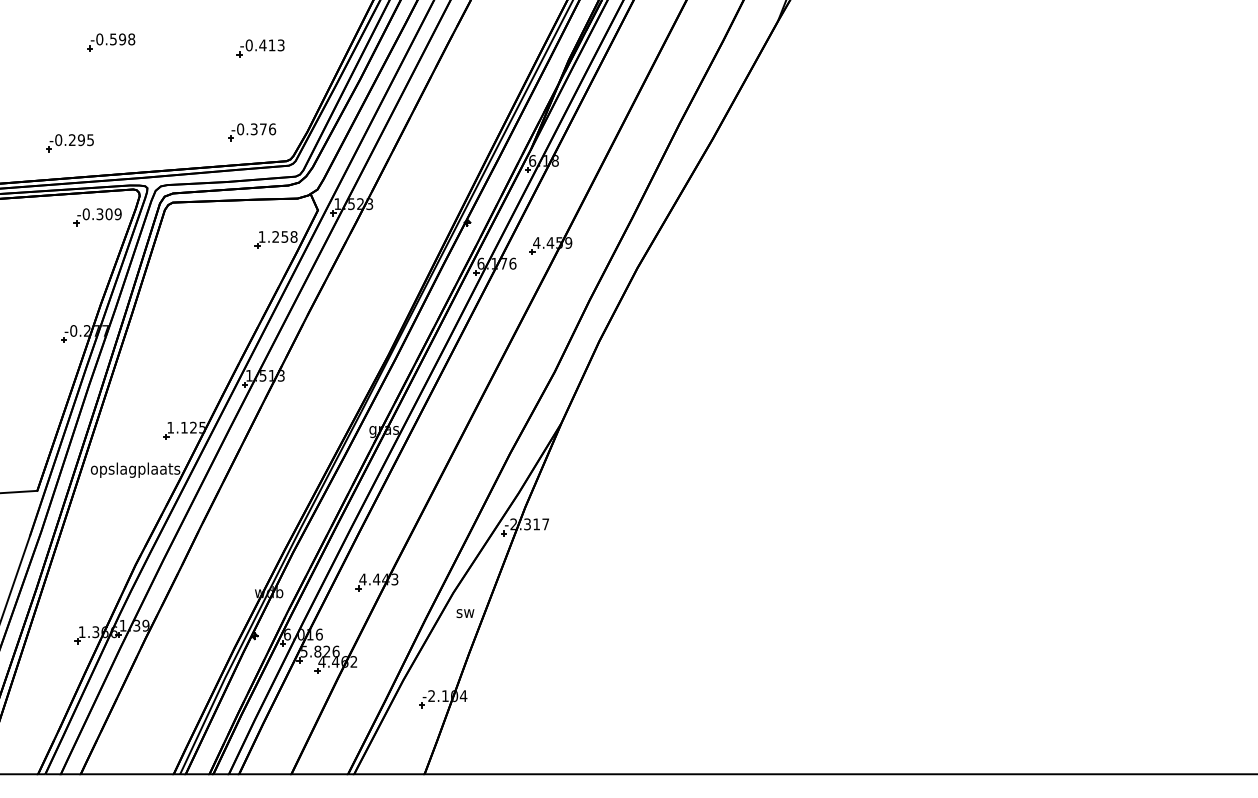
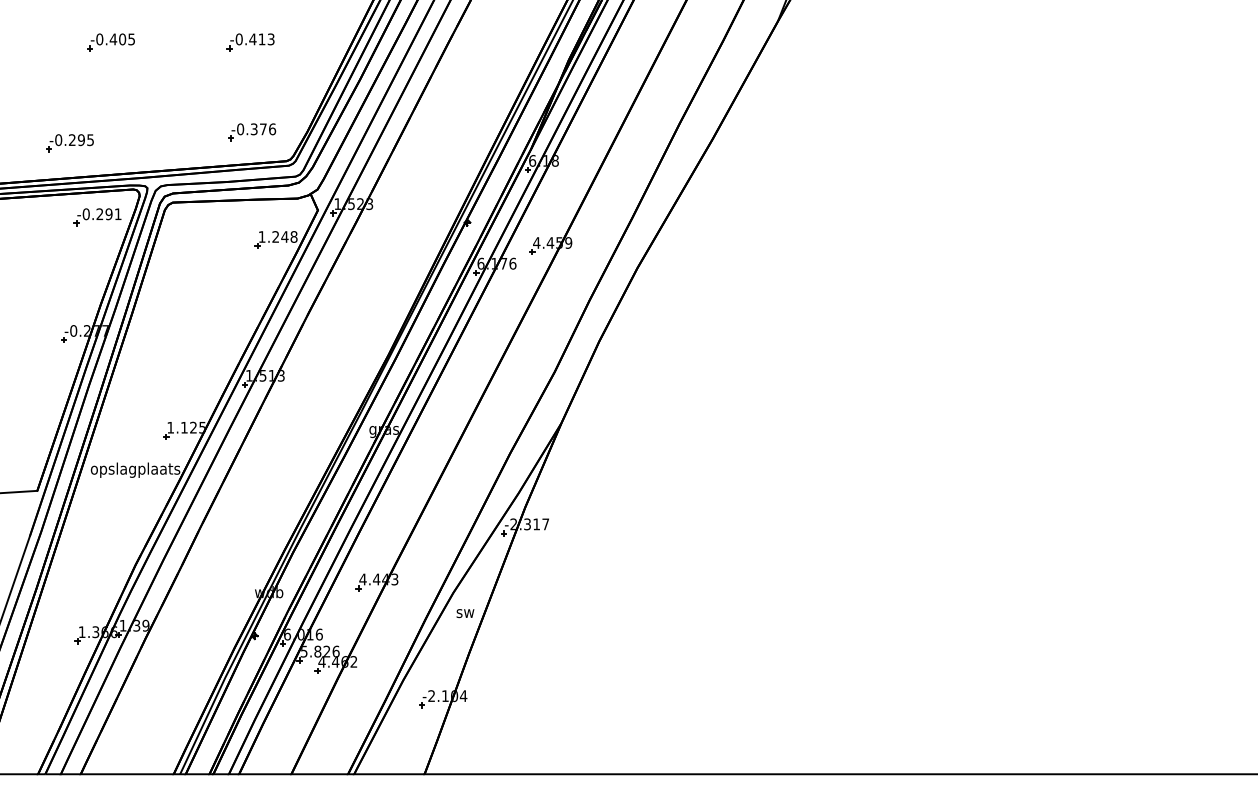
text: -0.598 -> -0.405 (122, 39)
part position: (260, 48) -> (250, 42) (250, 42)
text: -0.309 -> -0.291 (108, 214)
text: 1.258 -> 1.248 (284, 236)
